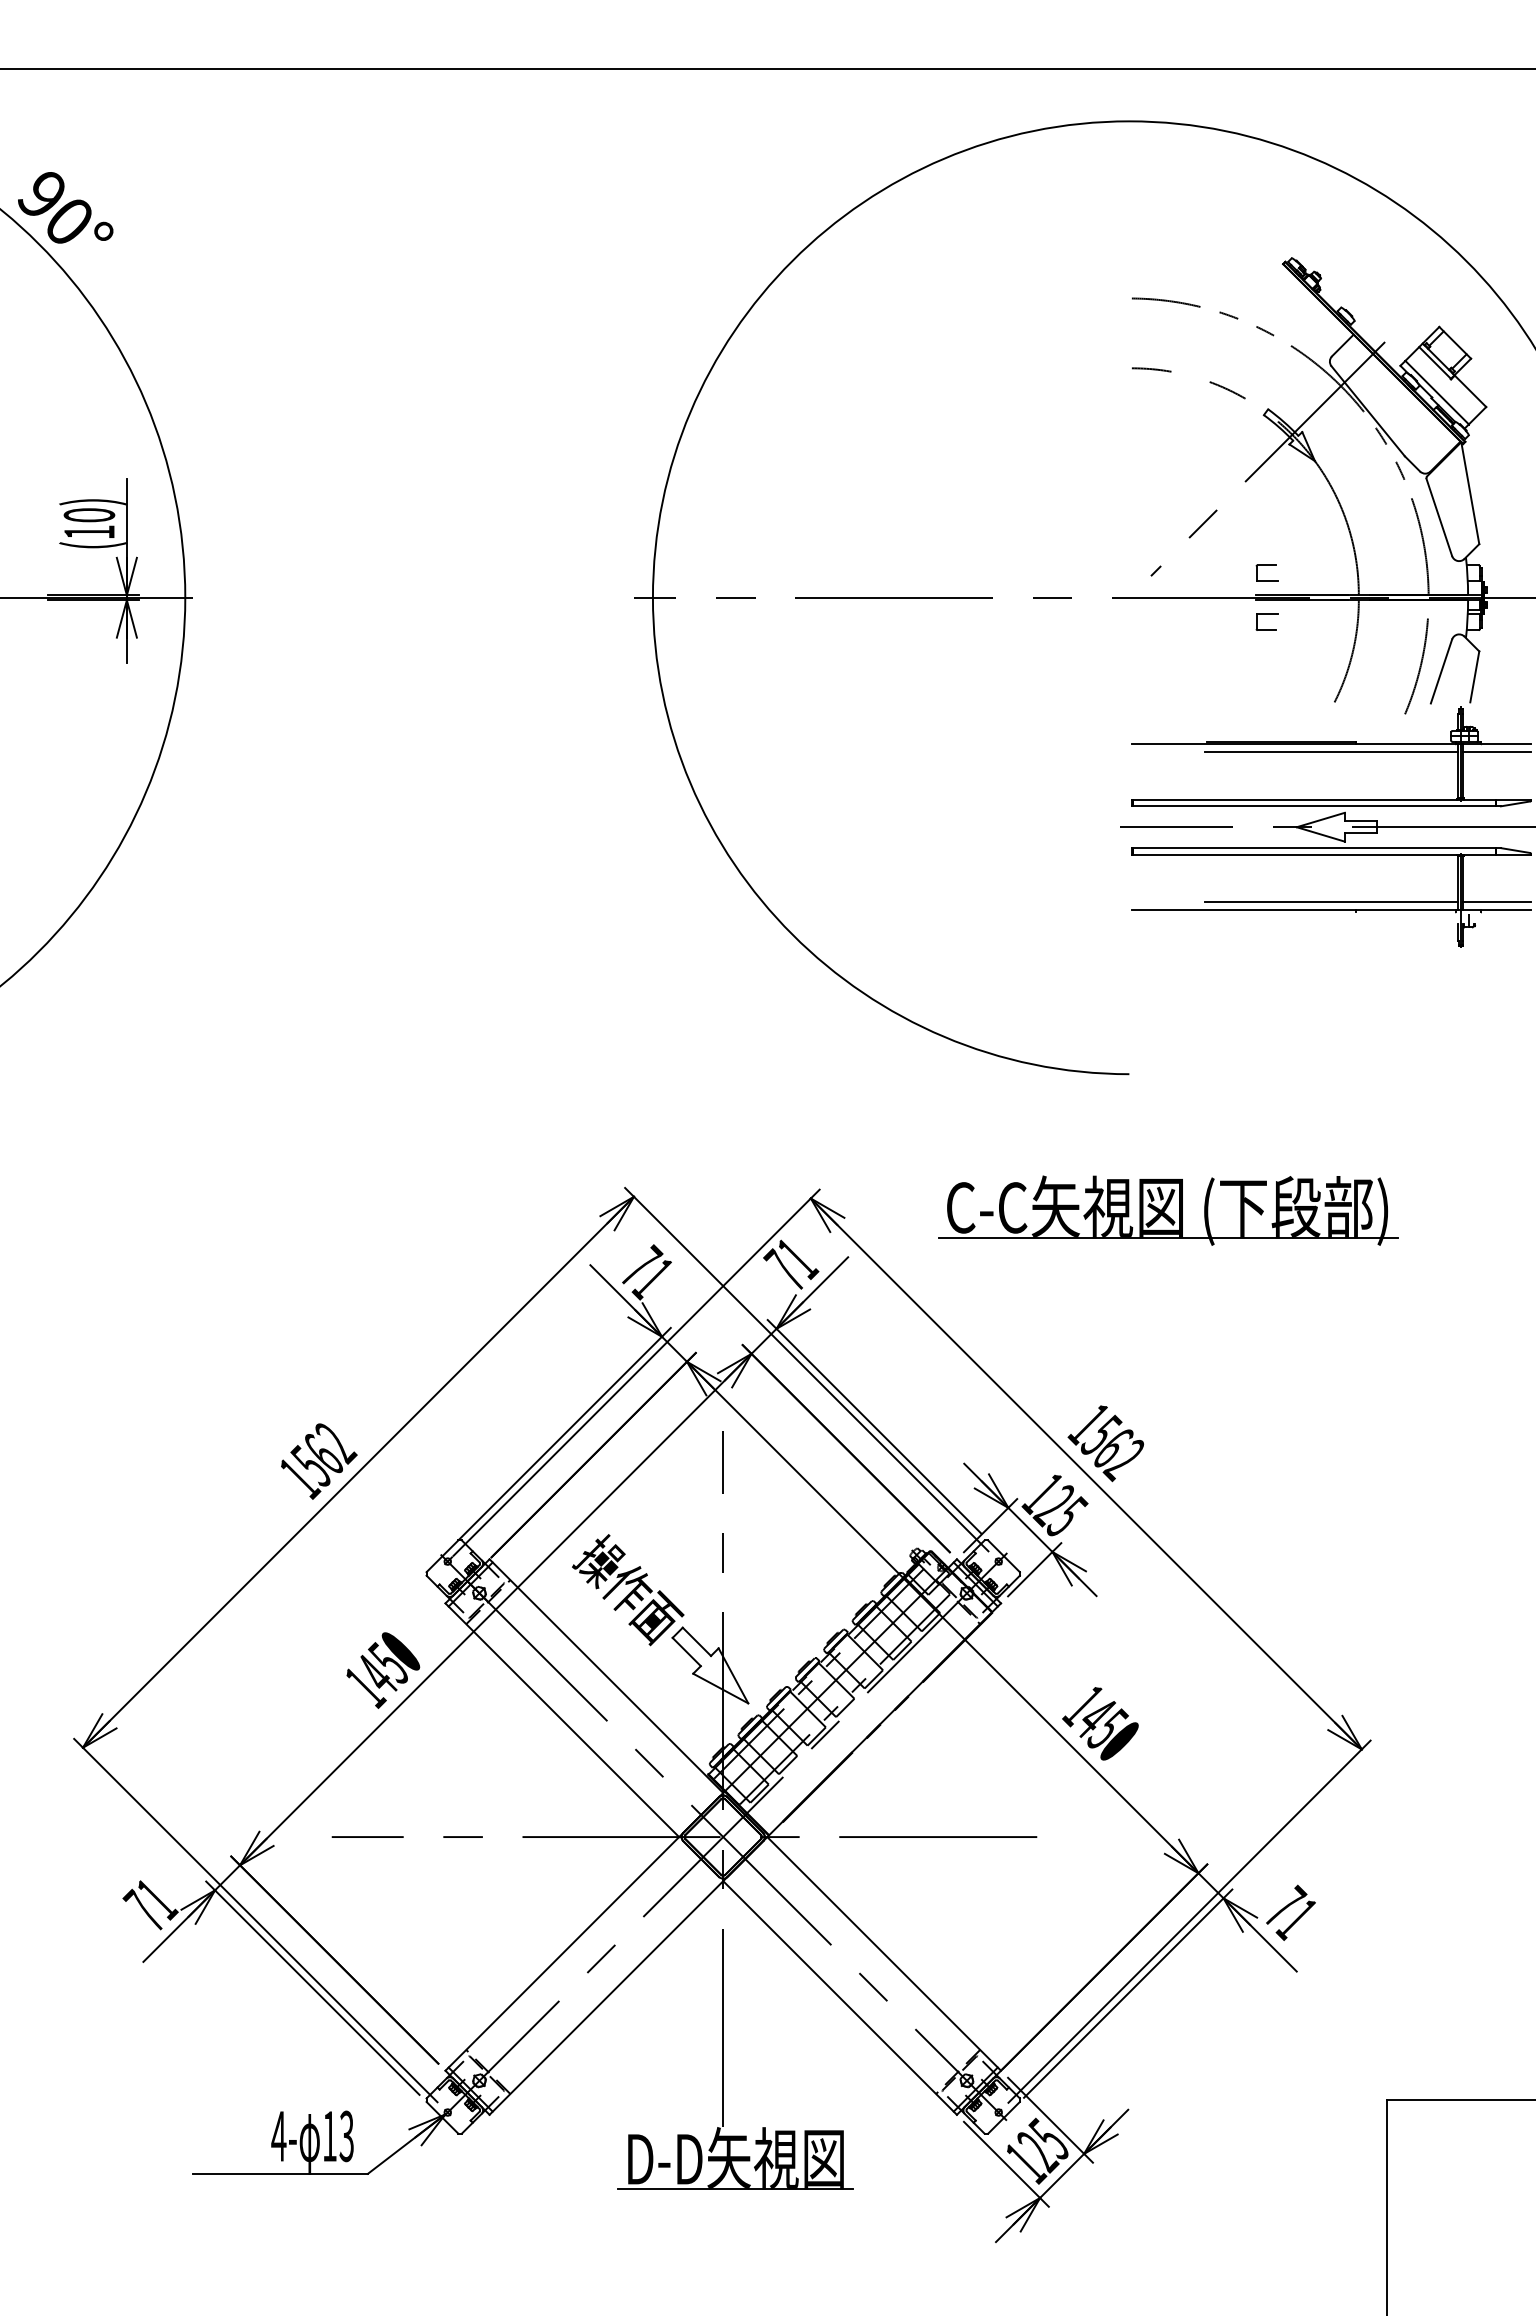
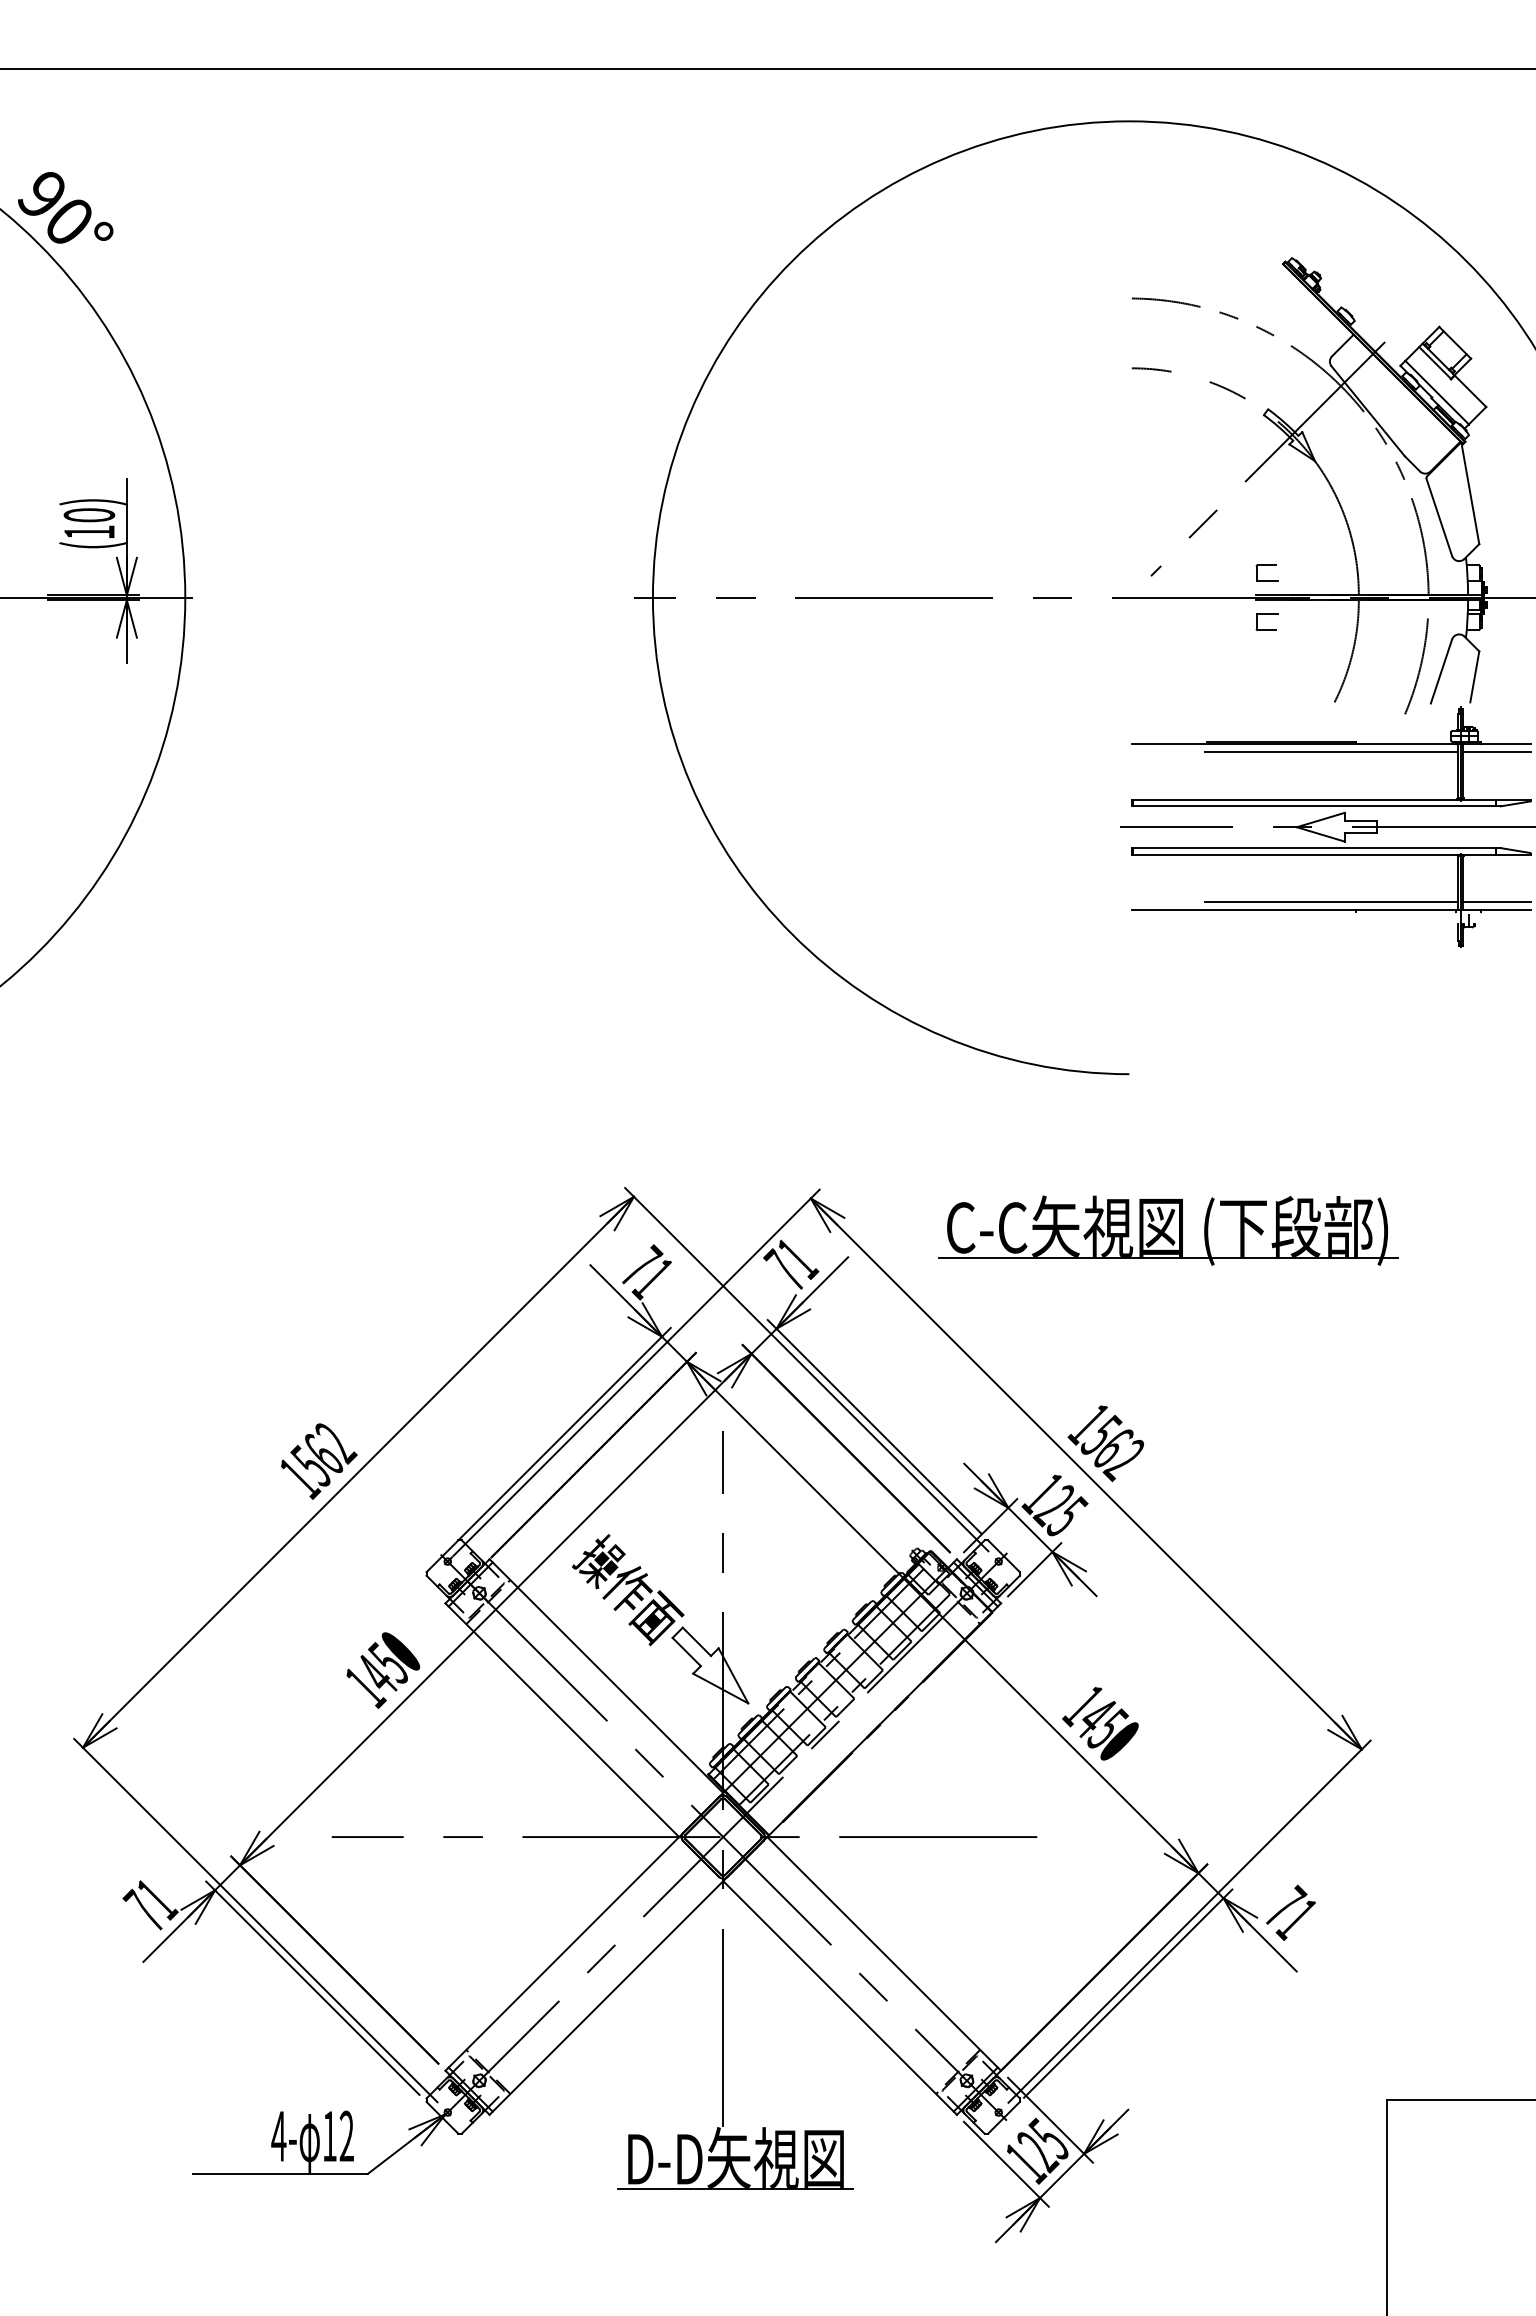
part position: (1168, 1210) -> (1168, 1230) (1168, 1230)
text: 13 -> 12 (346, 2136)
